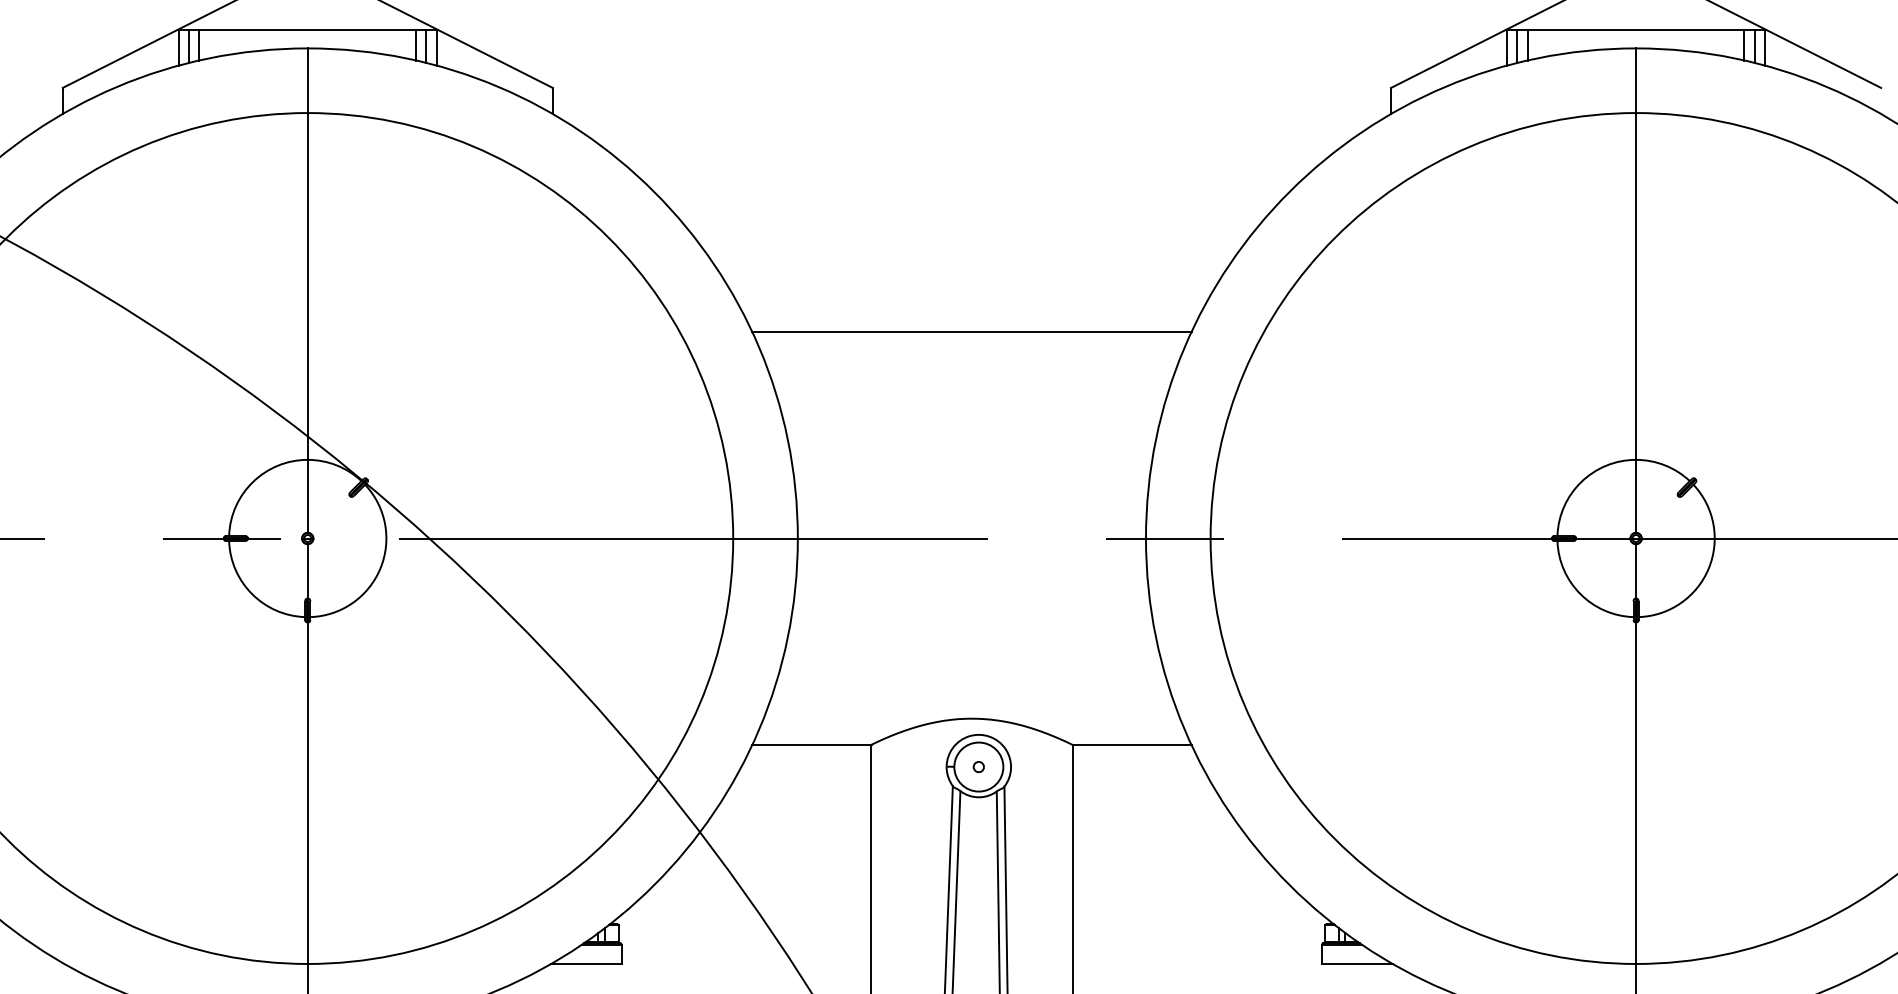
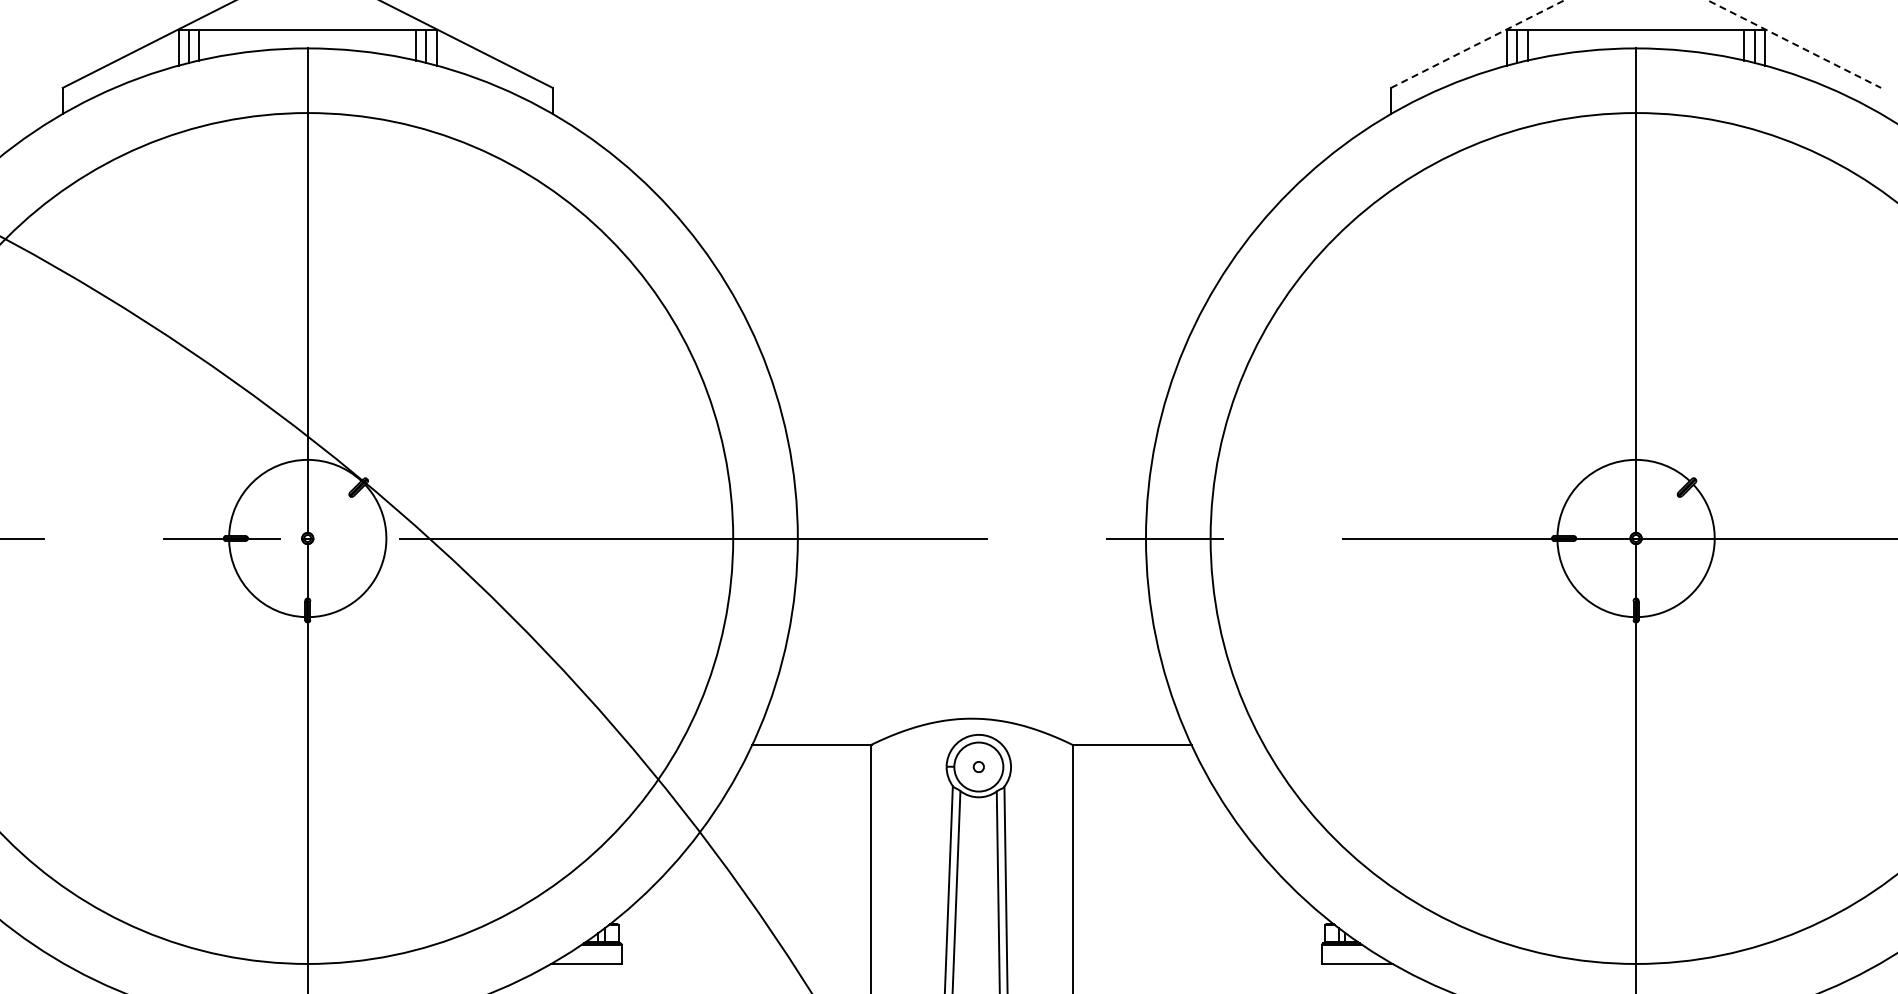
line: solid -> dashed (1478, 43)
line: solid -> dashed (1794, 44)
line: present -> none (971, 332)
